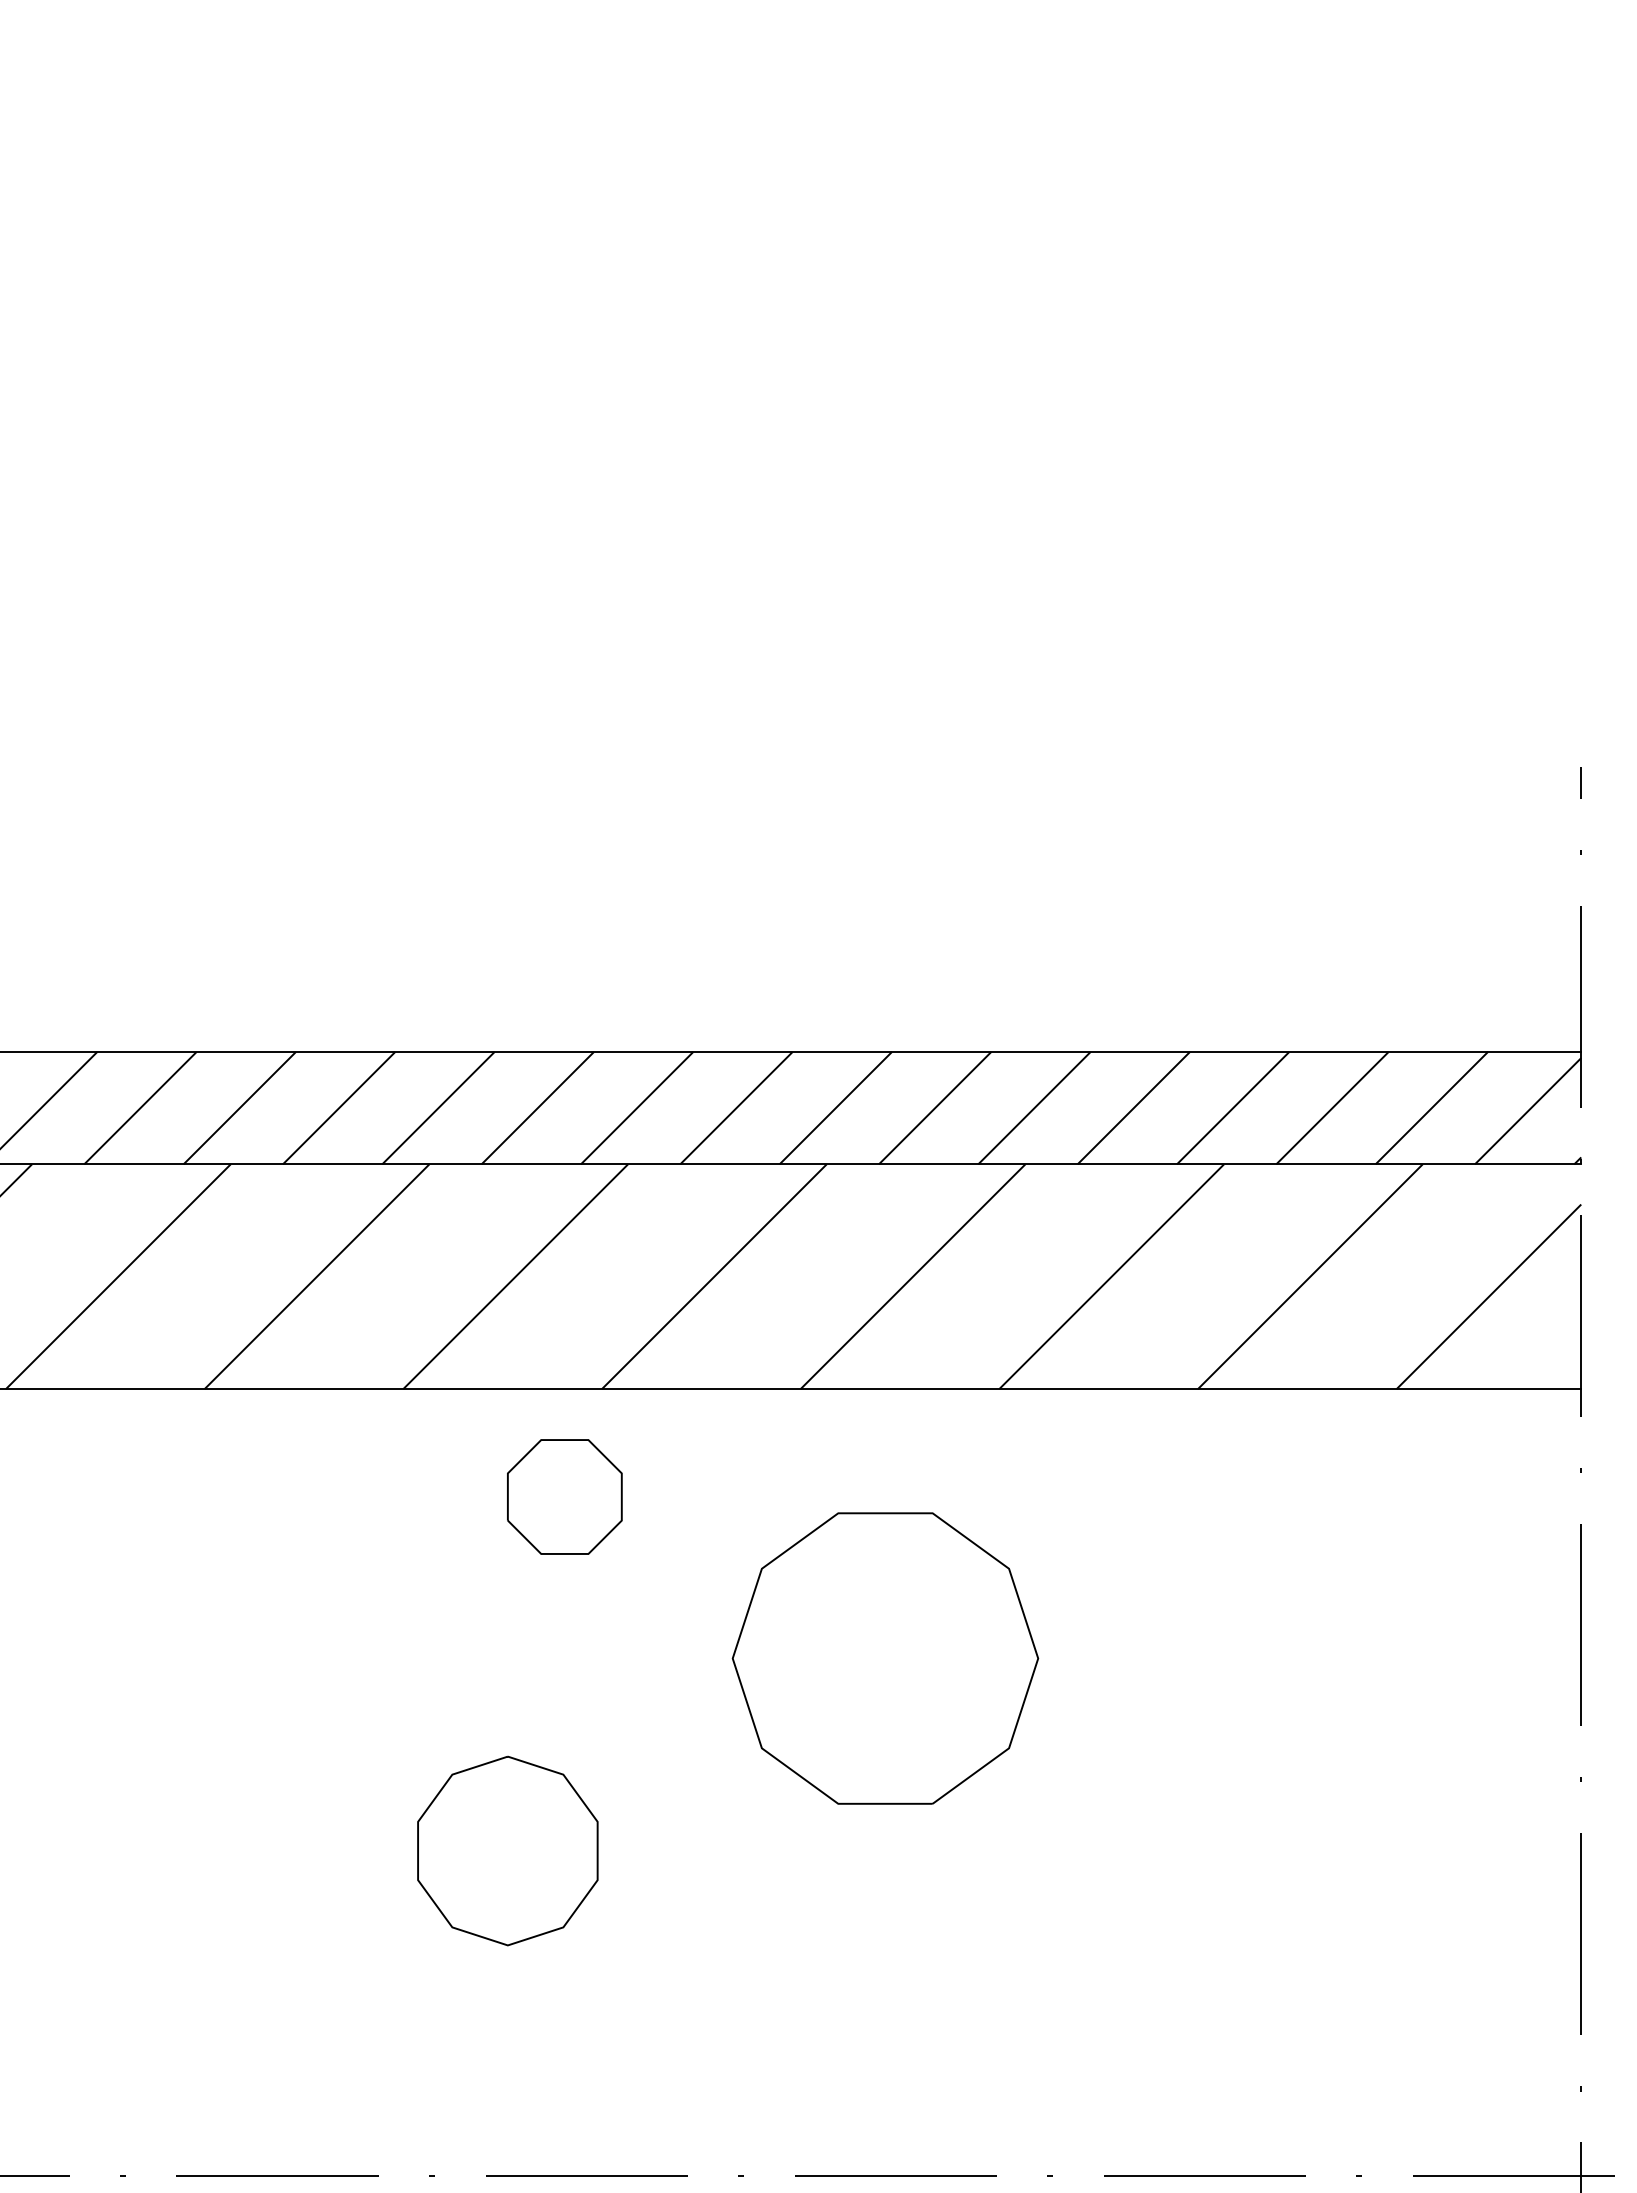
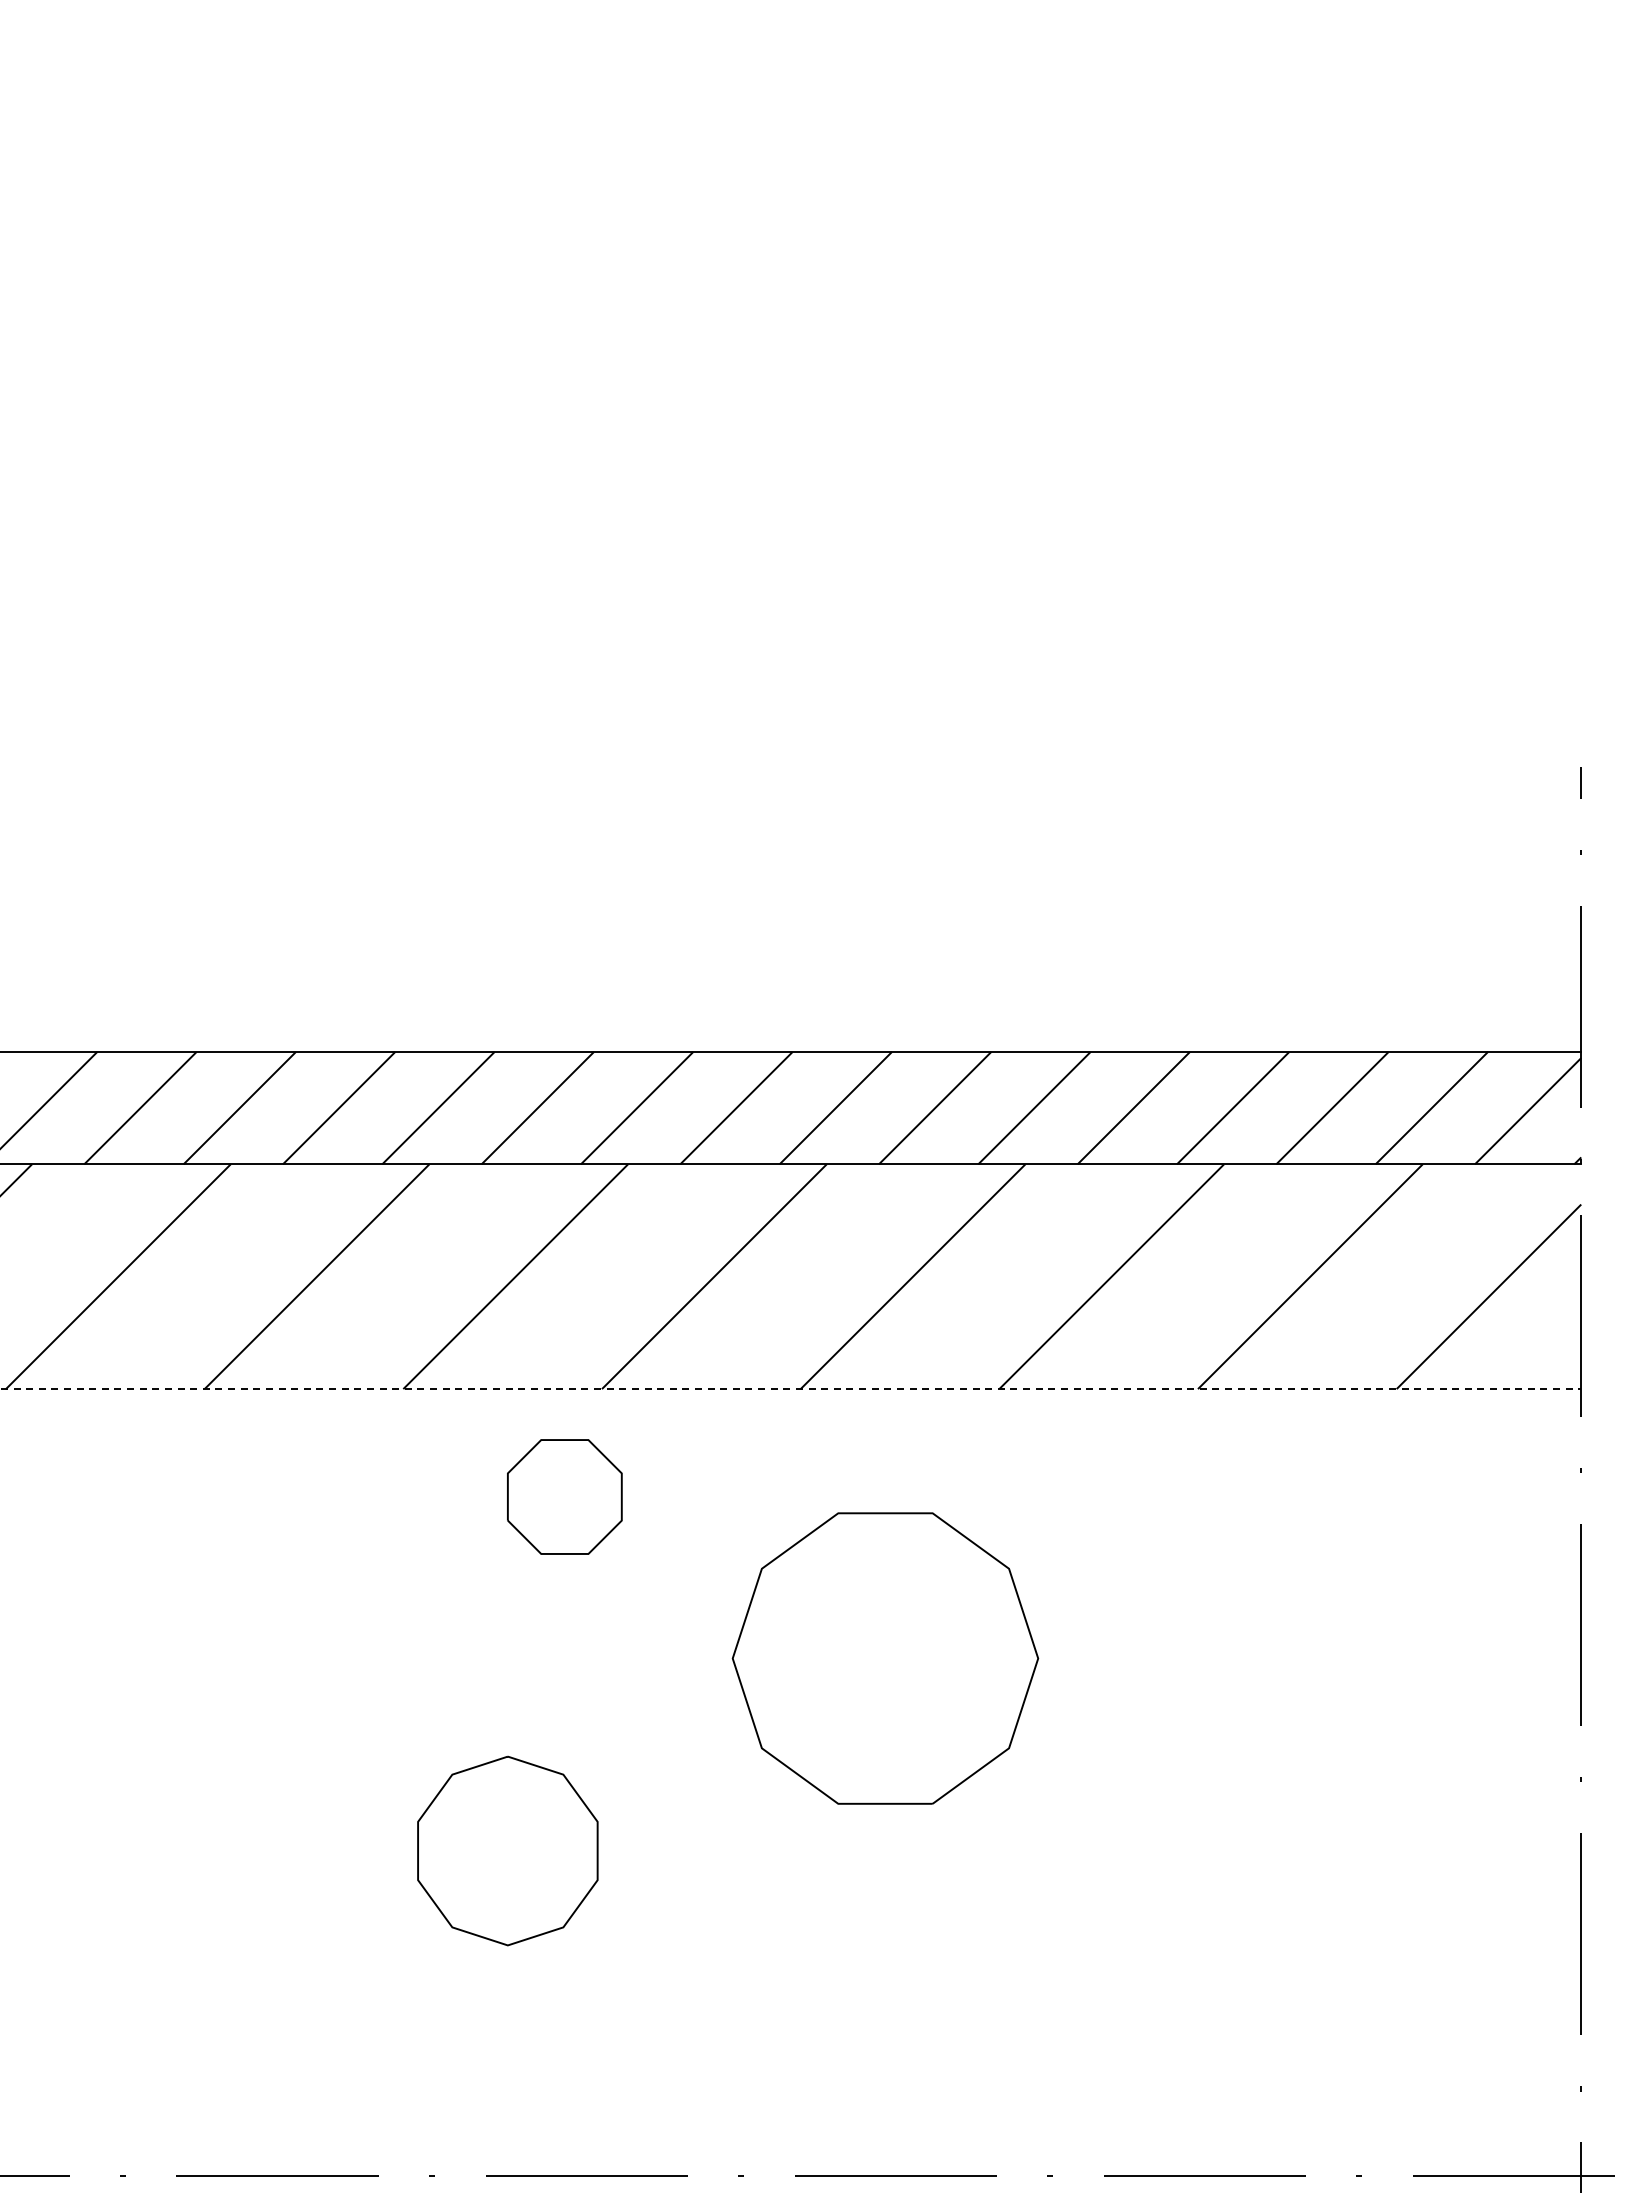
line: solid -> dashed (791, 1389)
